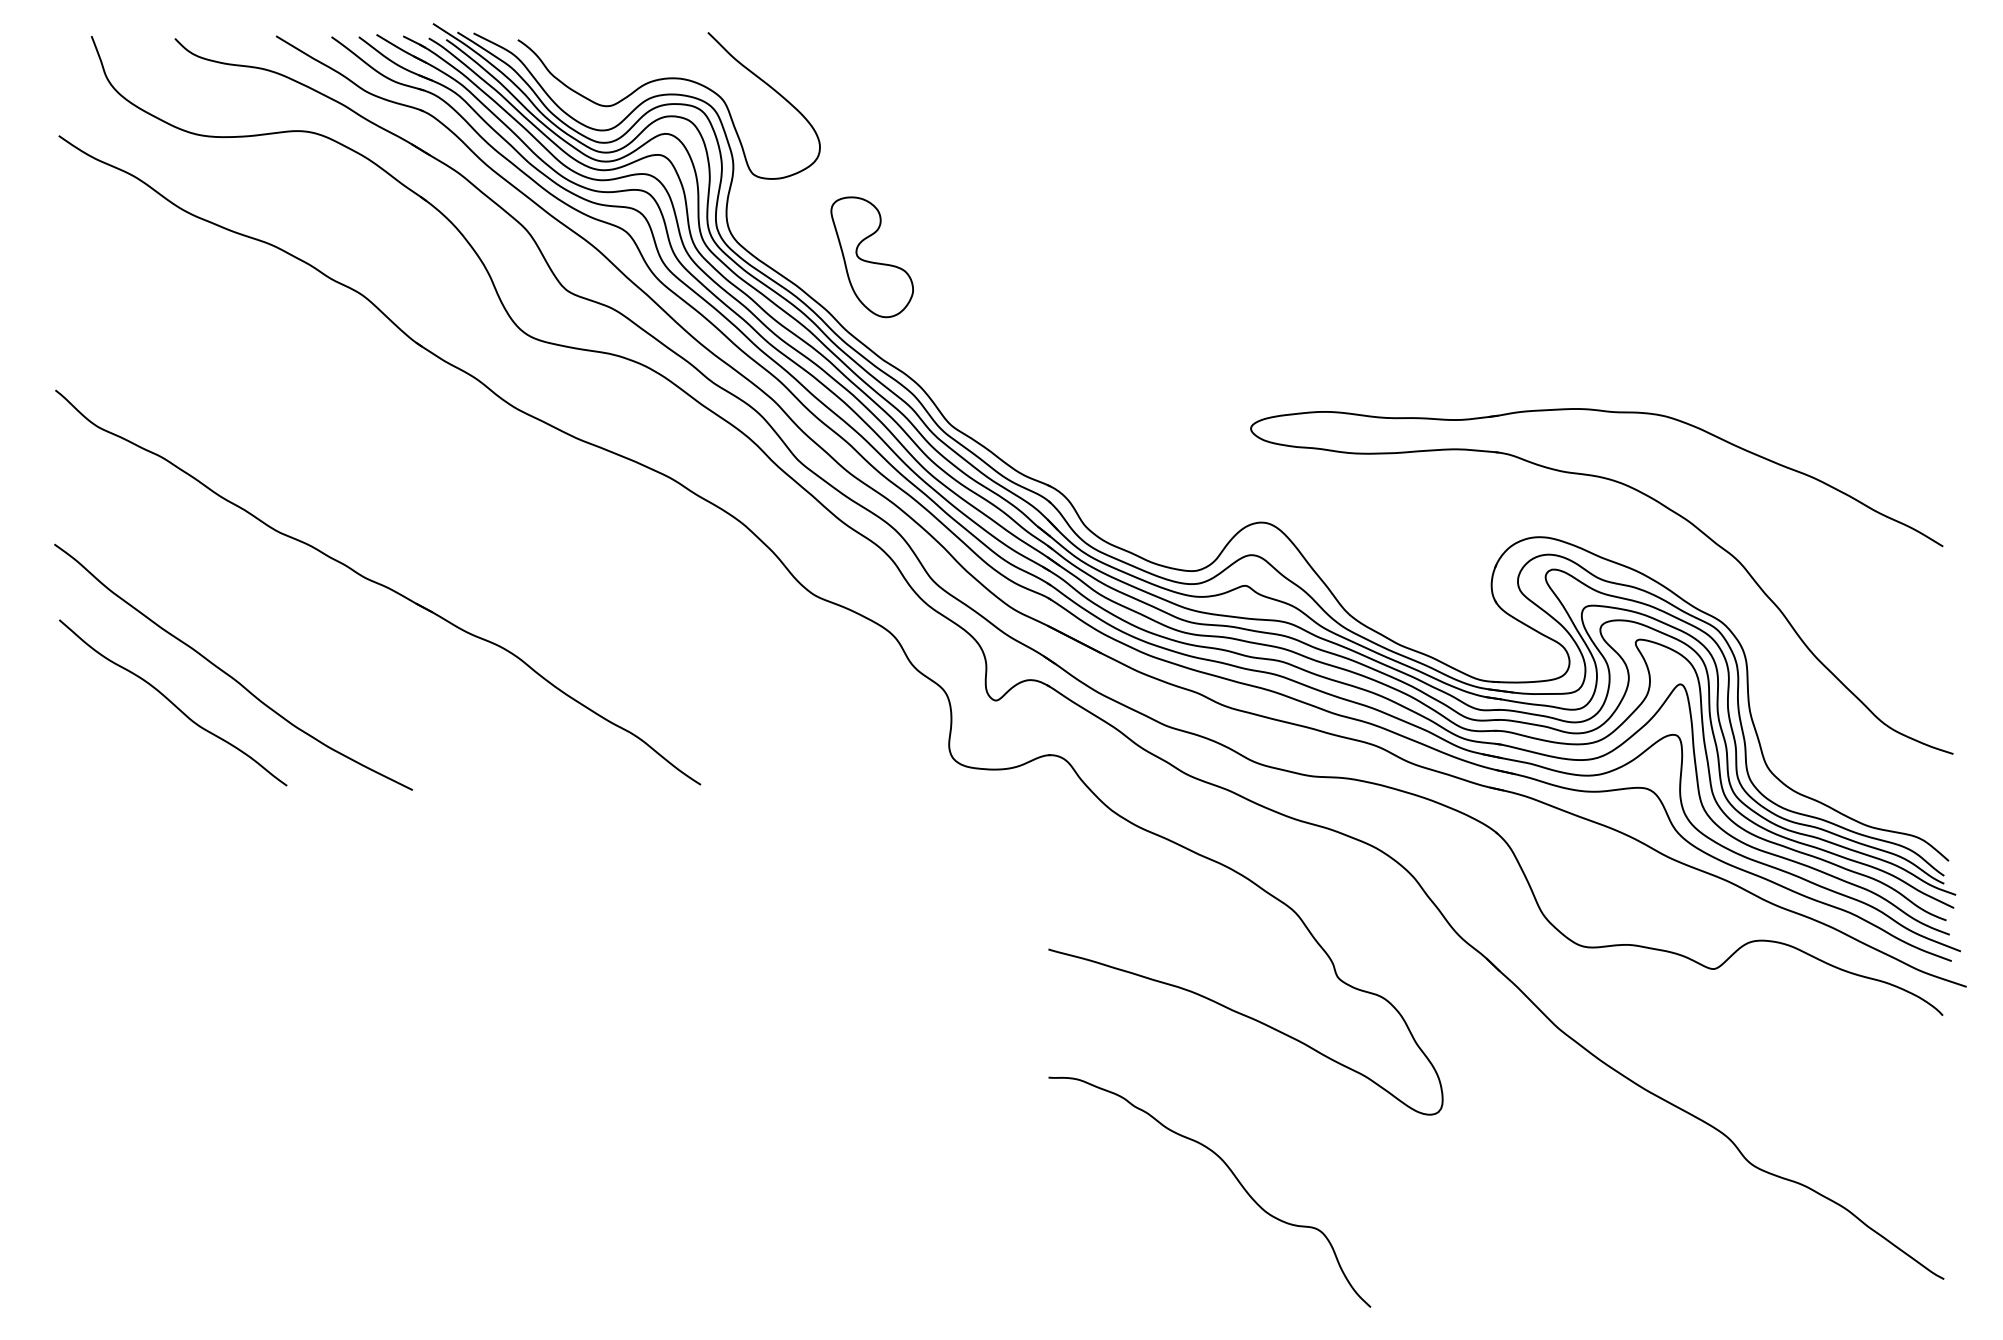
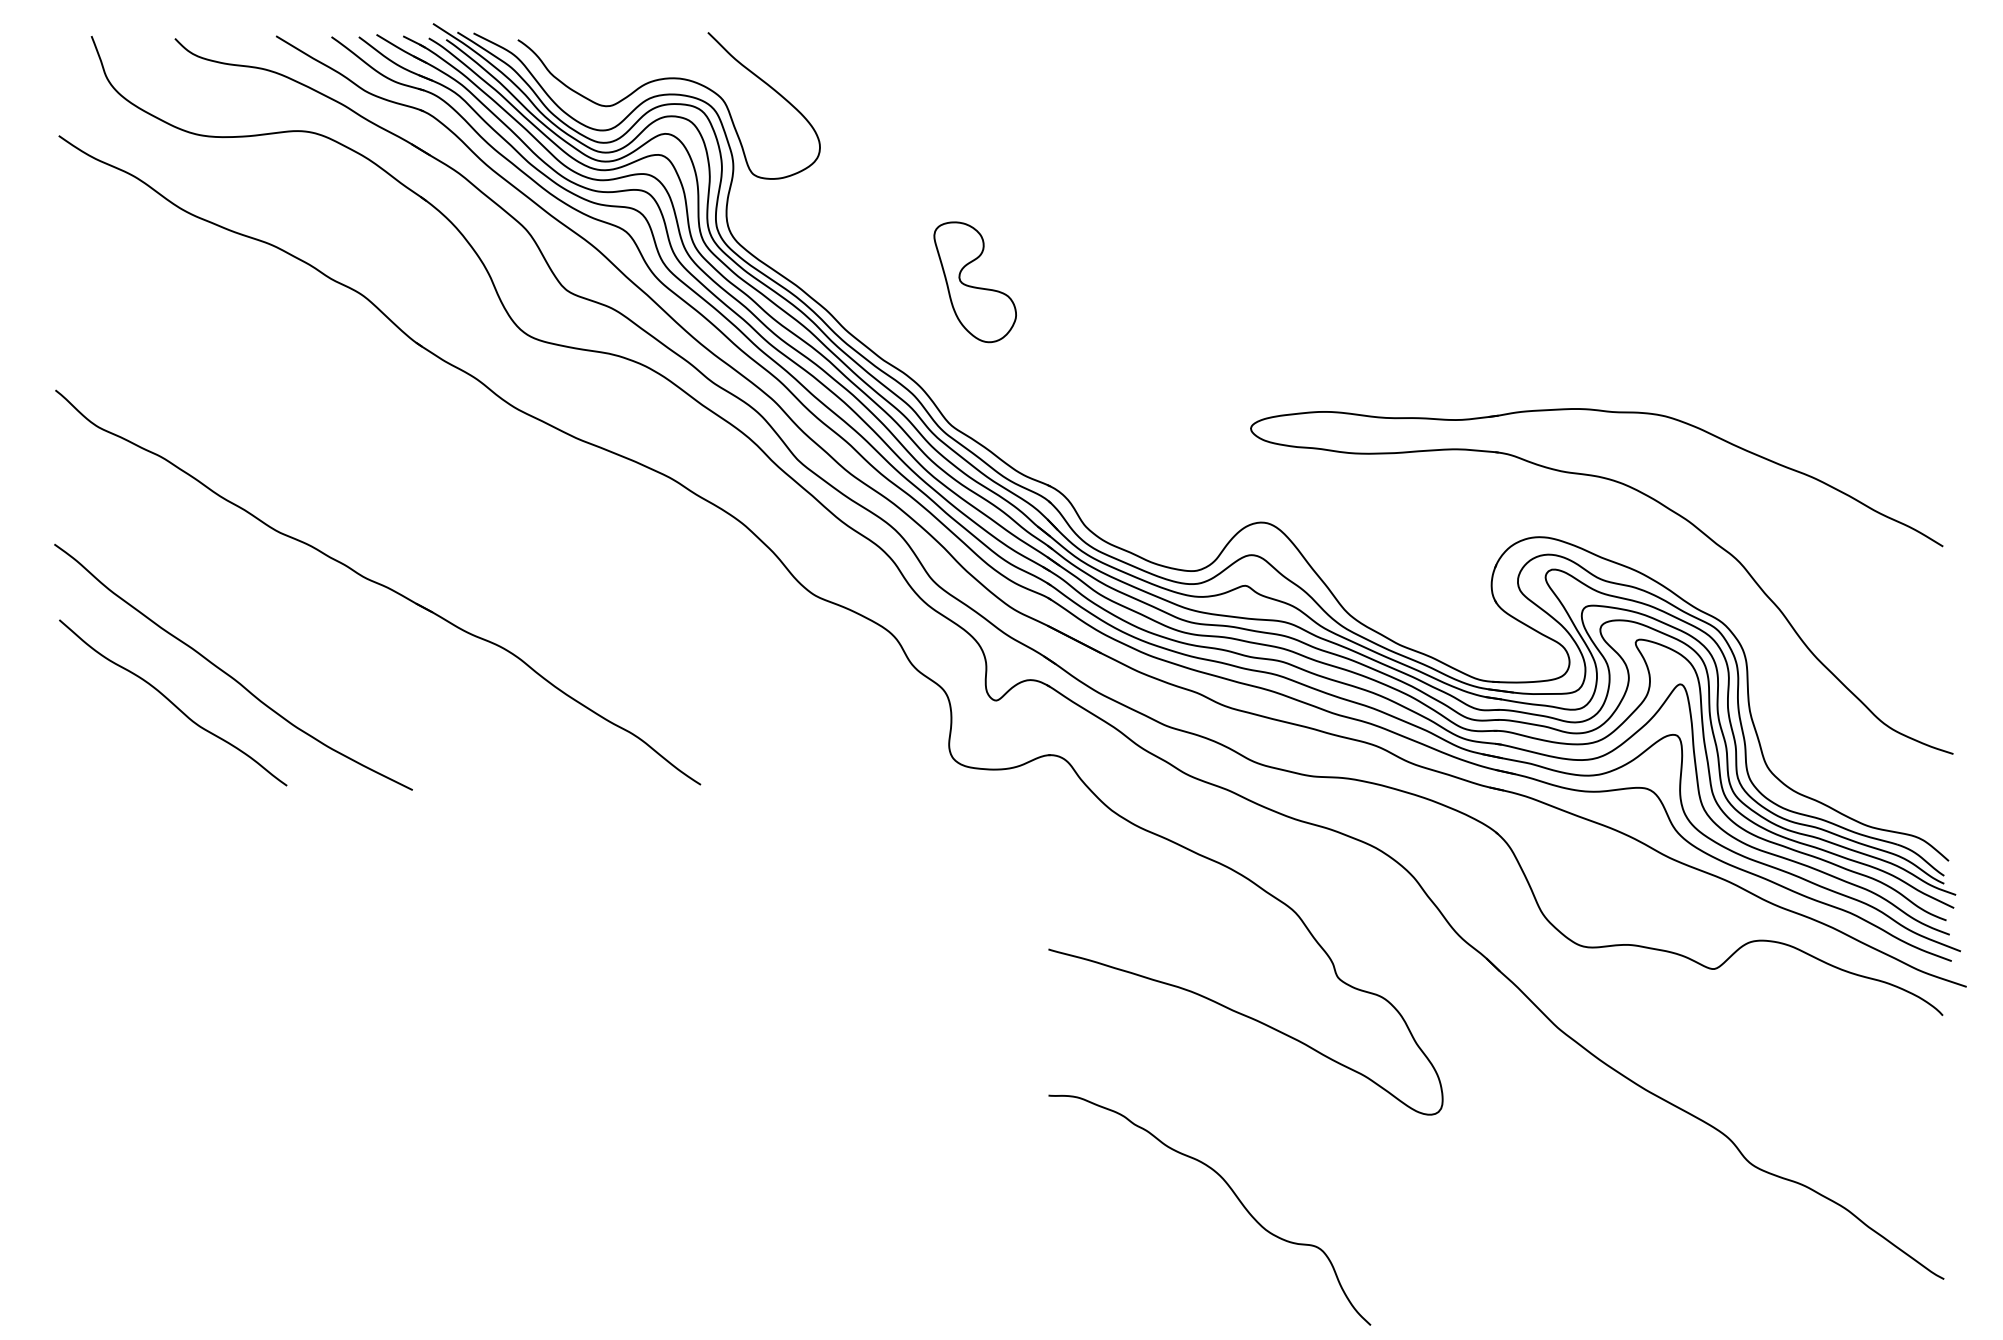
part position: (871, 257) -> (974, 282) (974, 282)
curve position: (1232, 1174) -> (1232, 1192) (1232, 1192)
